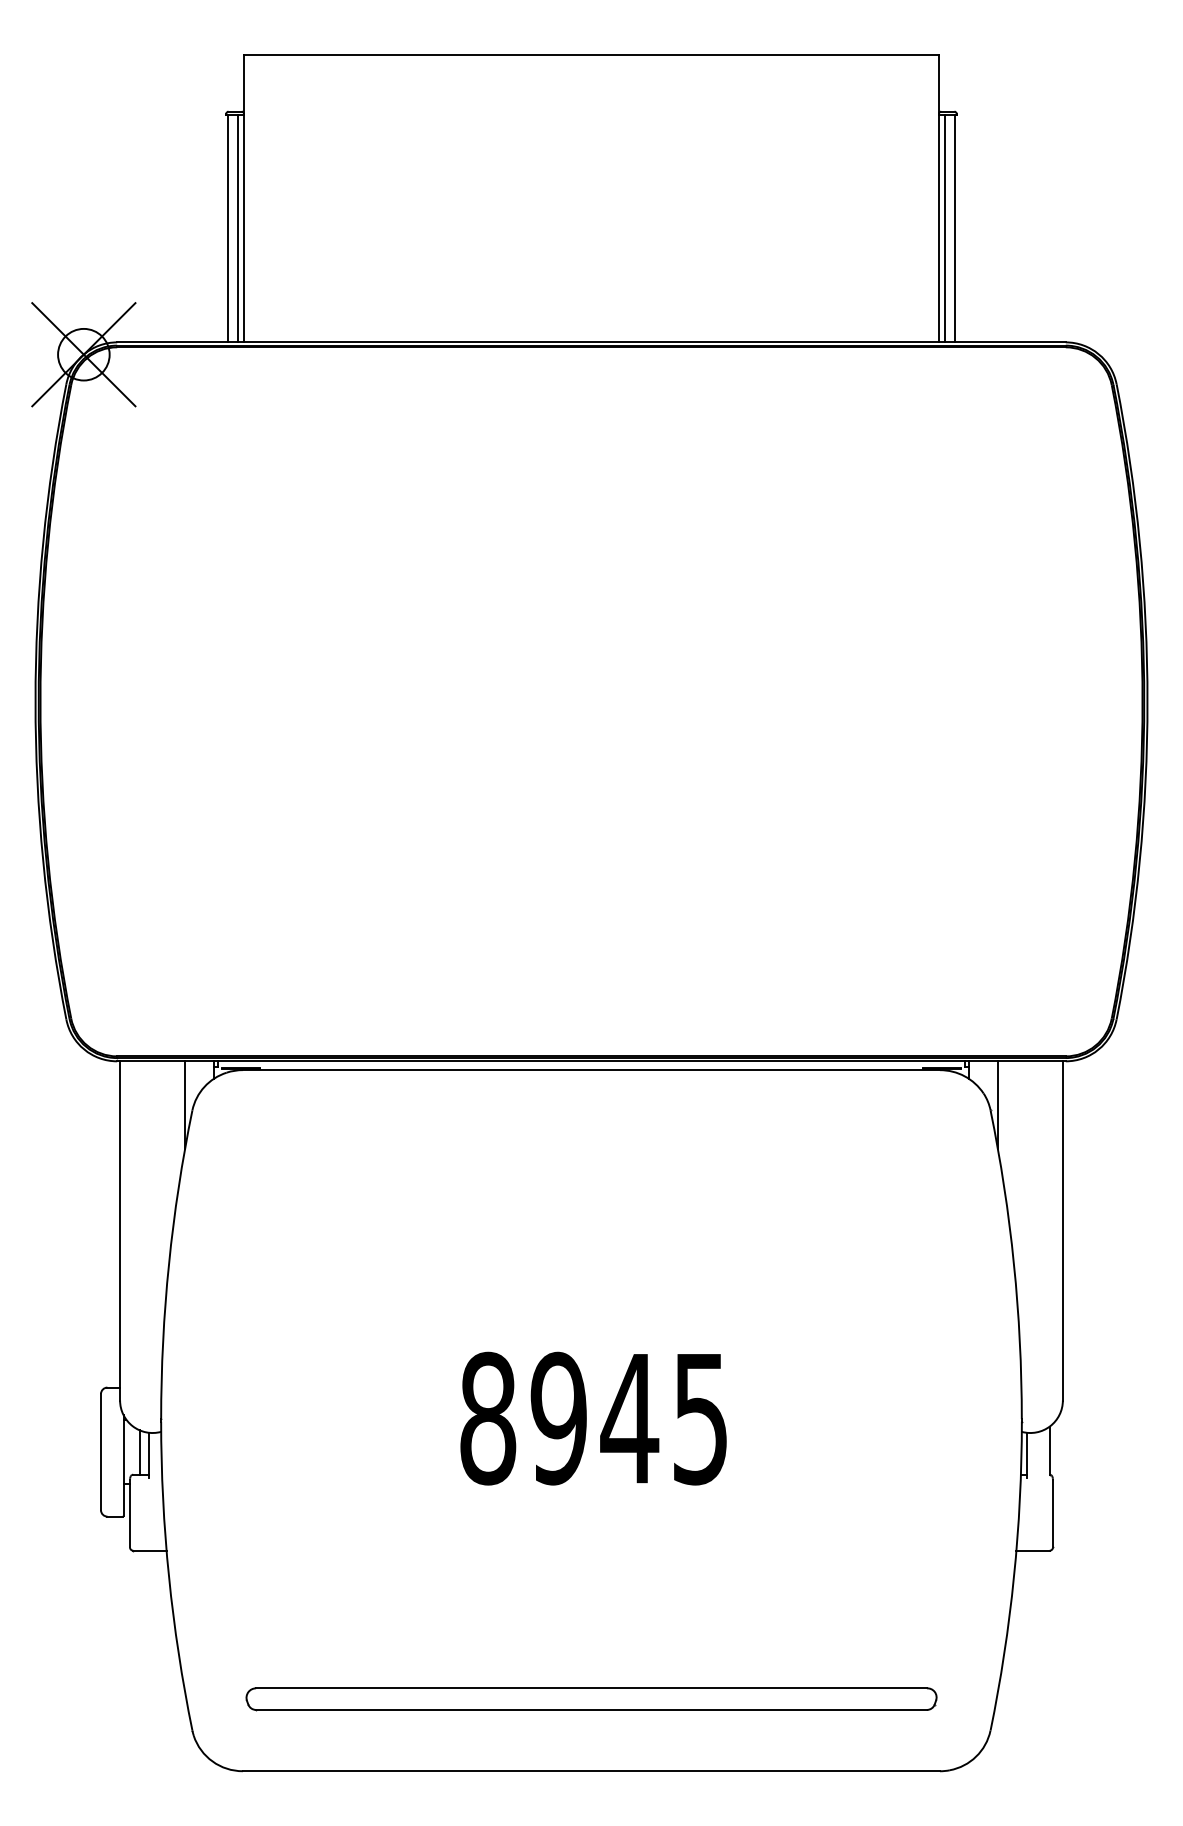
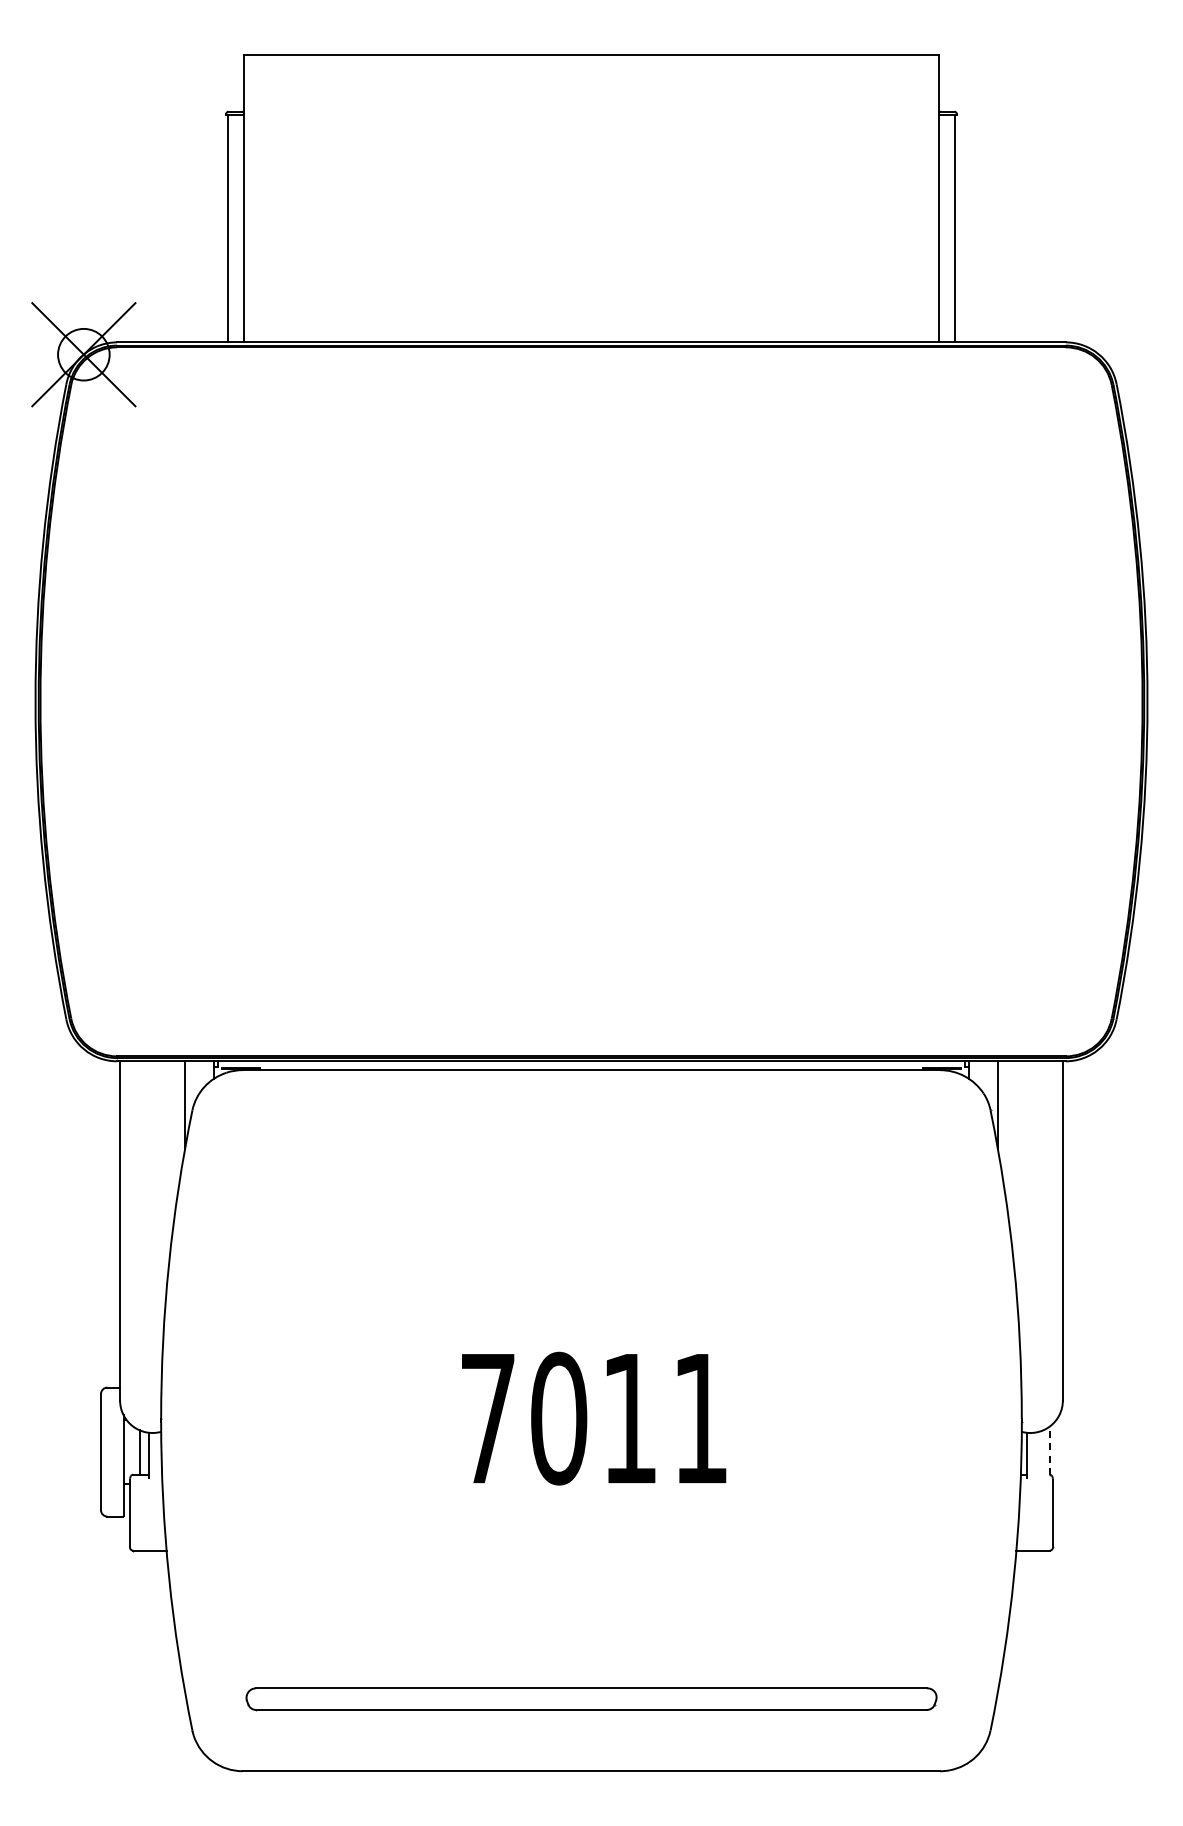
line: present -> none (237, 228)
line: present -> none (945, 228)
text: 8945 -> 7011 (593, 1418)
line: solid -> dashed (1049, 1450)
